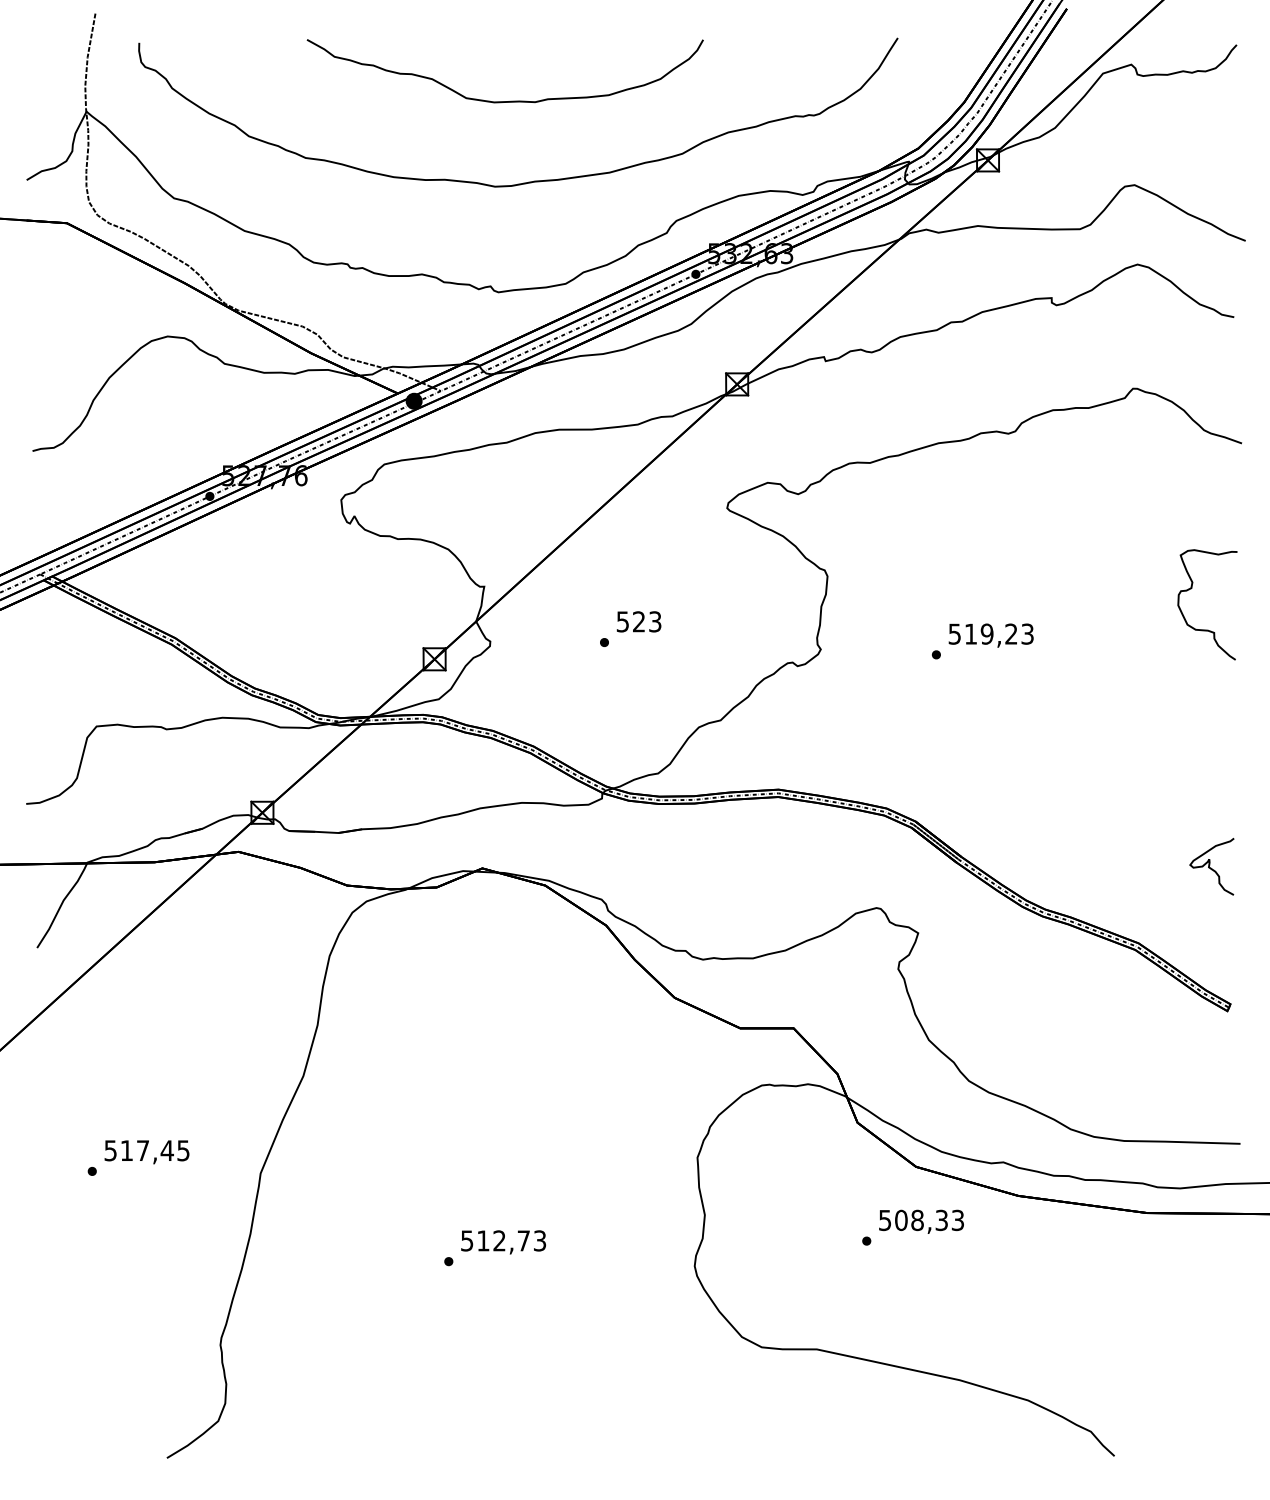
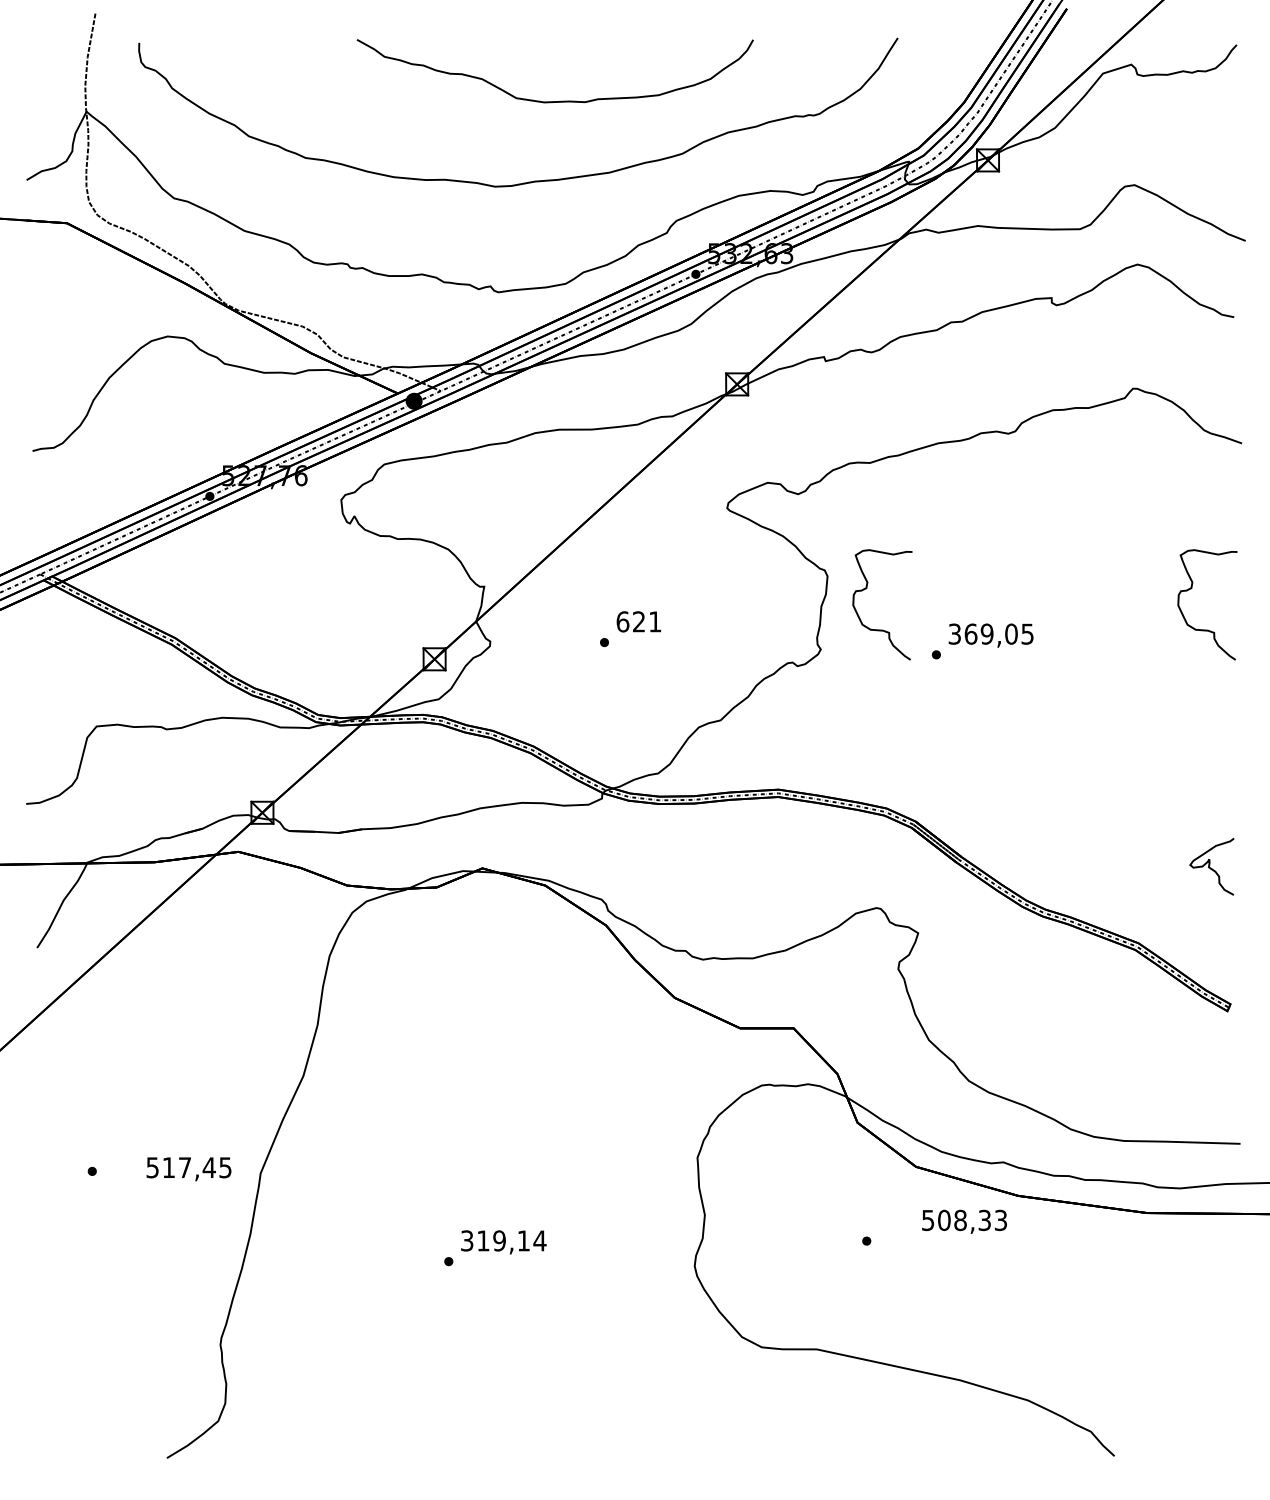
curve position: (510, 100) -> (560, 100) (560, 100)
curve: none -> present (867, 588)
text: 523 -> 621 (638, 621)
text: 519,23 -> 369,05 (991, 633)
text position: (146, 1152) -> (188, 1169) (188, 1169)
text position: (921, 1221) -> (964, 1221) (964, 1221)
text: 512,73 -> 319,14 (503, 1240)
